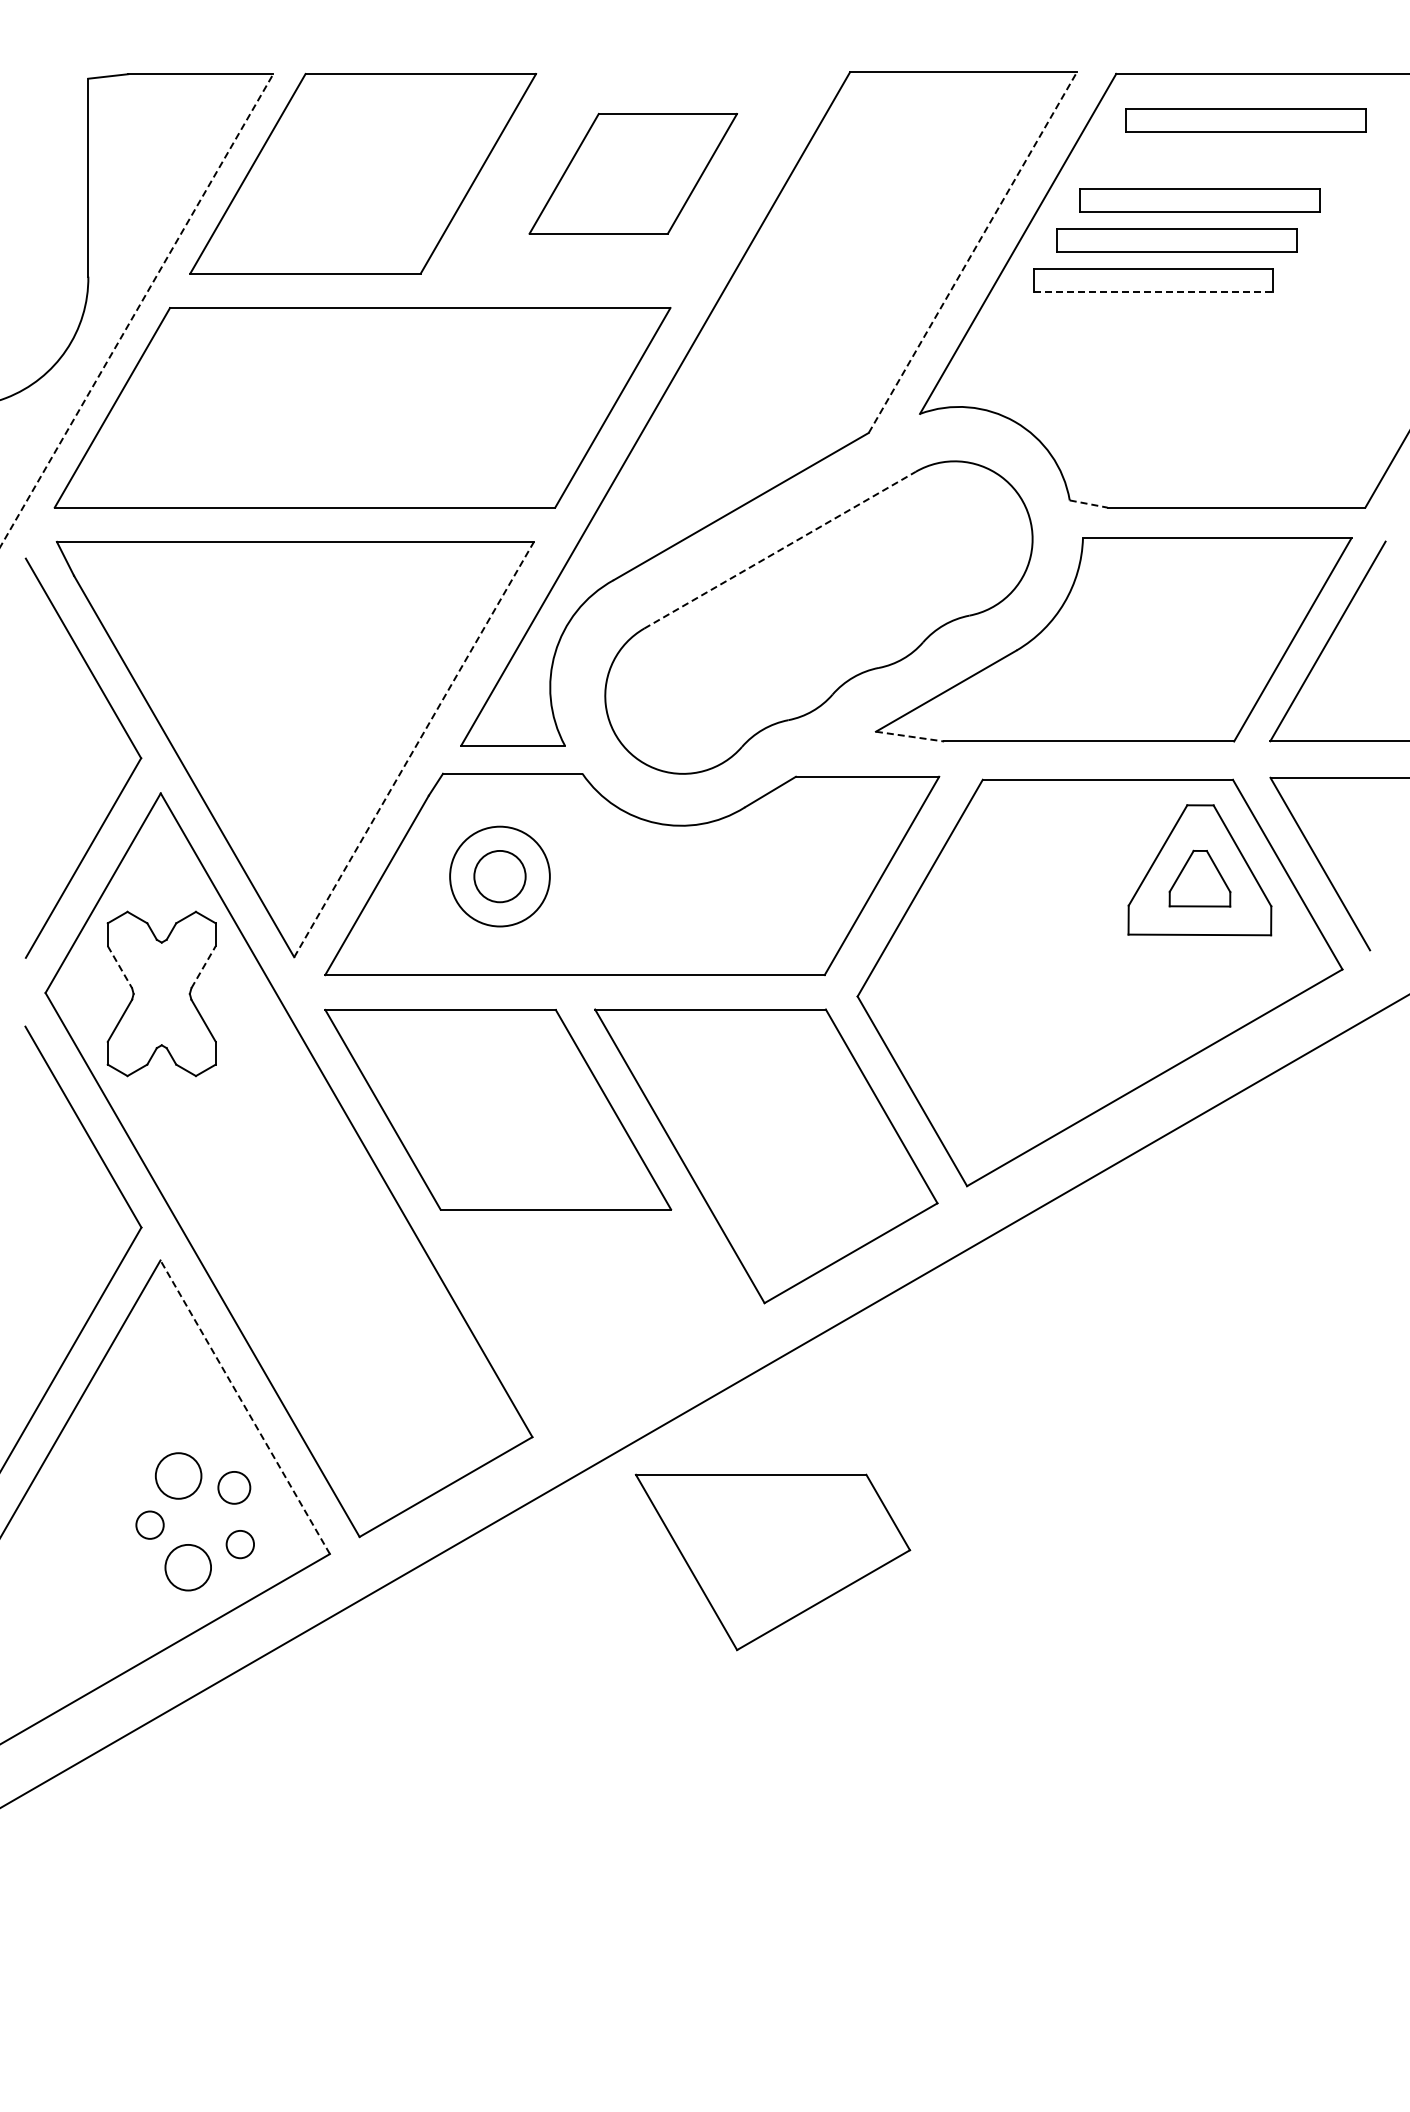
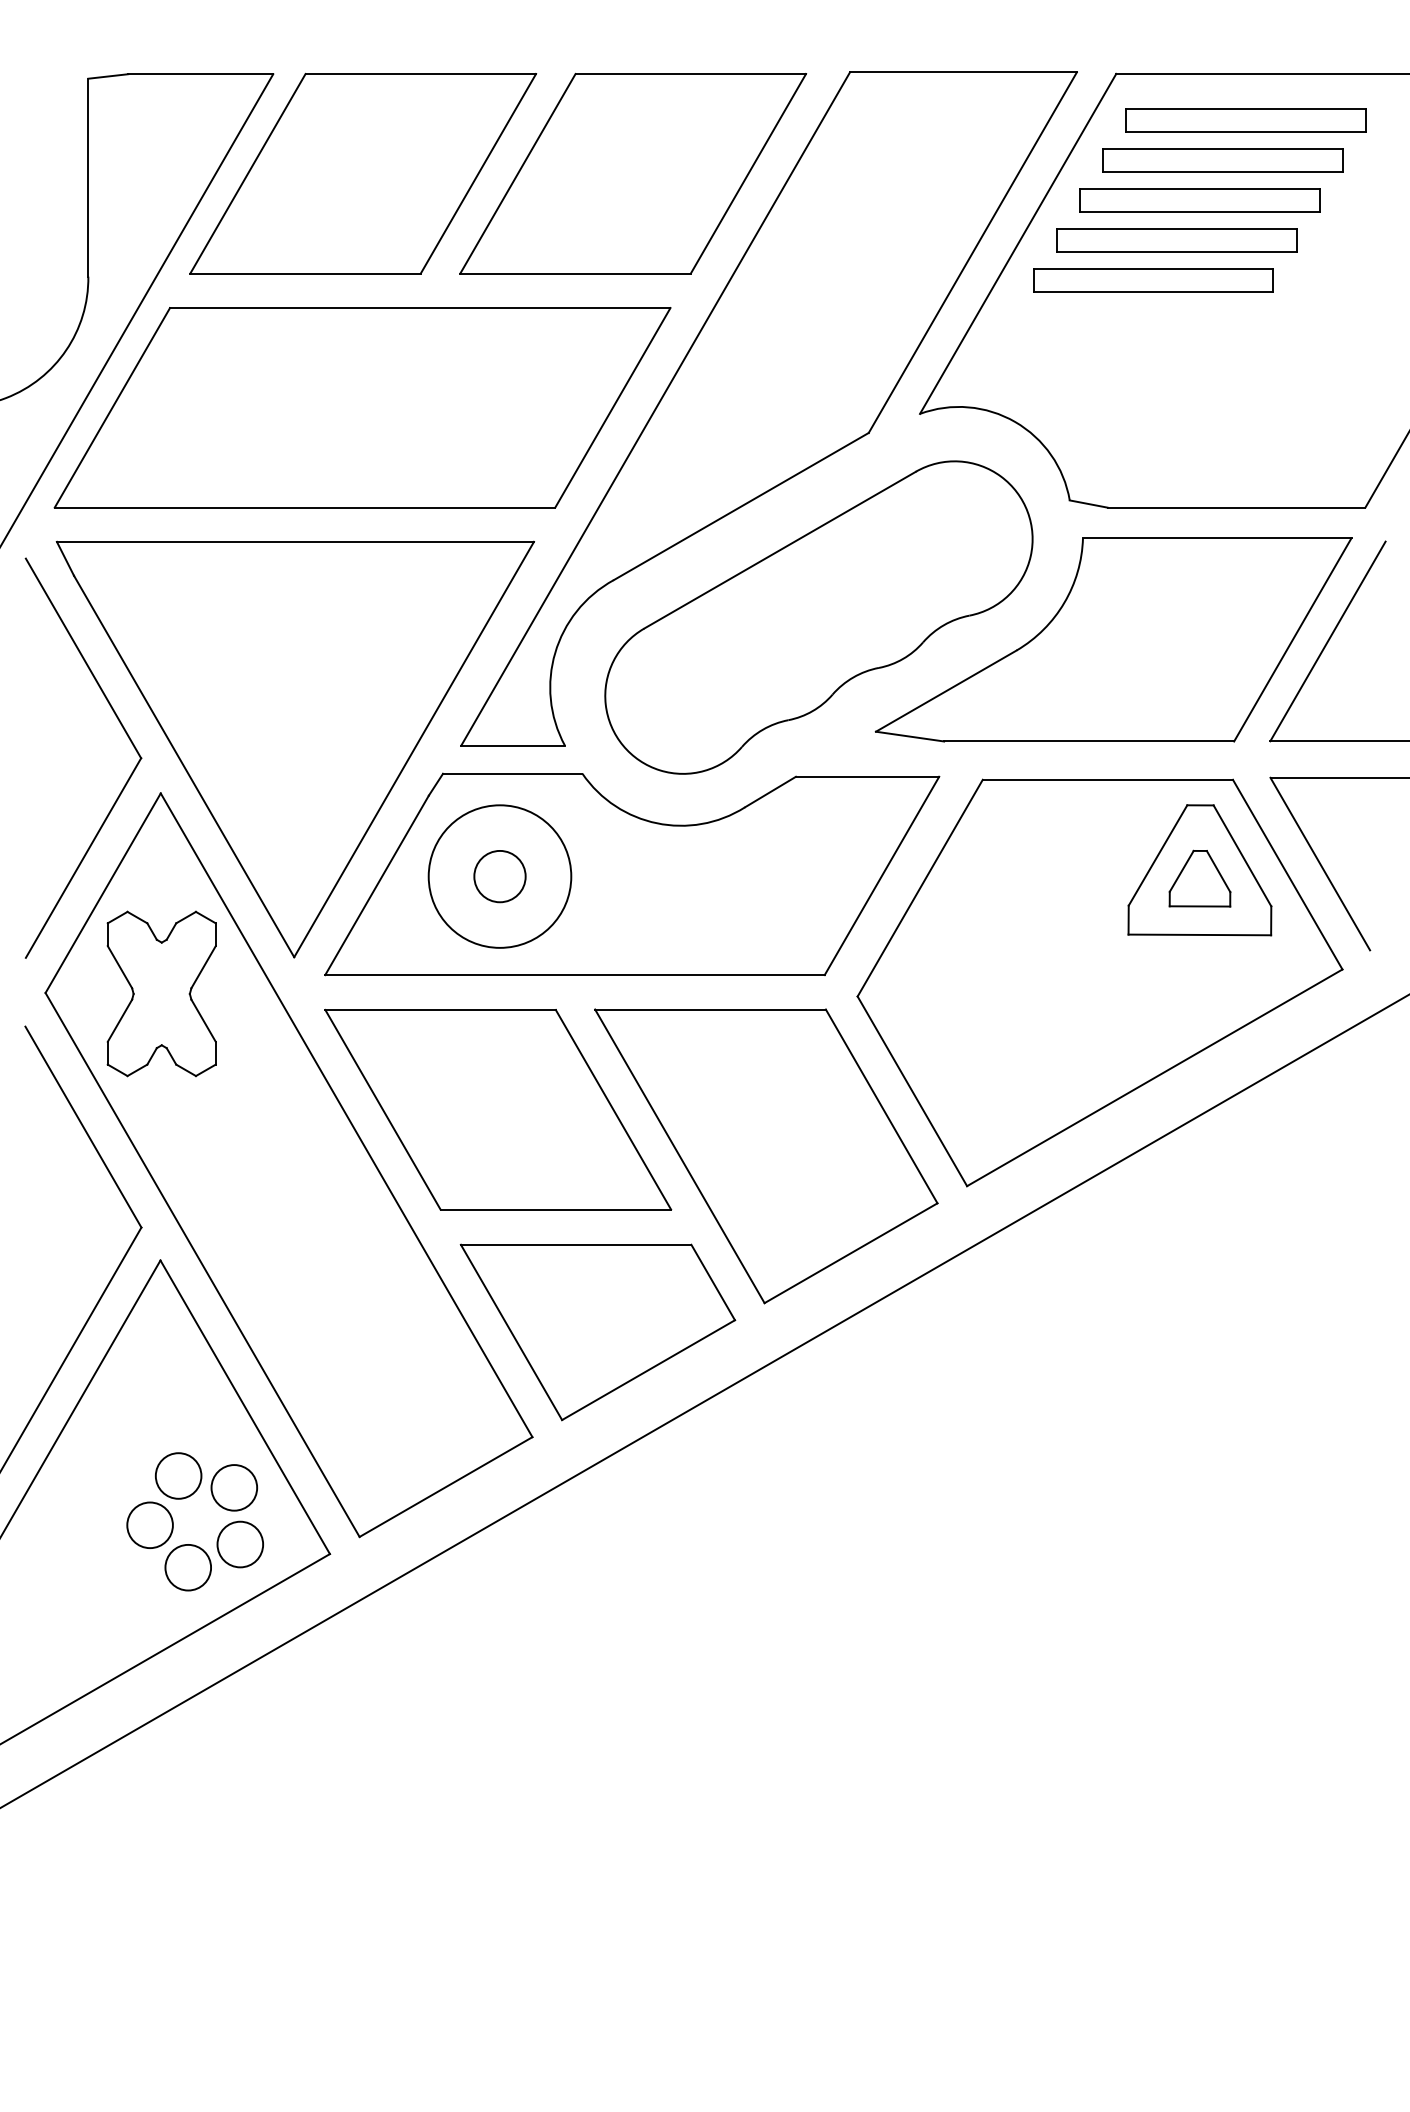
part: none -> present (1222, 160)
part size: 211x122 px -> 349x202 px (633, 173)
line: dashed -> solid (973, 252)
line: dashed -> solid (1153, 291)
line: dashed -> solid (136, 310)
line: dashed -> solid (1089, 504)
line: dashed -> solid (780, 550)
line: dashed -> solid (910, 736)
line: dashed -> solid (414, 749)
circle diameter: 100 px -> 143 px (499, 876)
line: dashed -> solid (203, 966)
line: dashed -> solid (120, 967)
line: dashed -> solid (244, 1406)
circle diameter: 32 px -> 46 px (234, 1487)
circle size: 30x30 px -> 48x48 px (149, 1524)
circle diameter: 27 px -> 46 px (240, 1544)
part position: (772, 1562) -> (597, 1332) (597, 1332)
